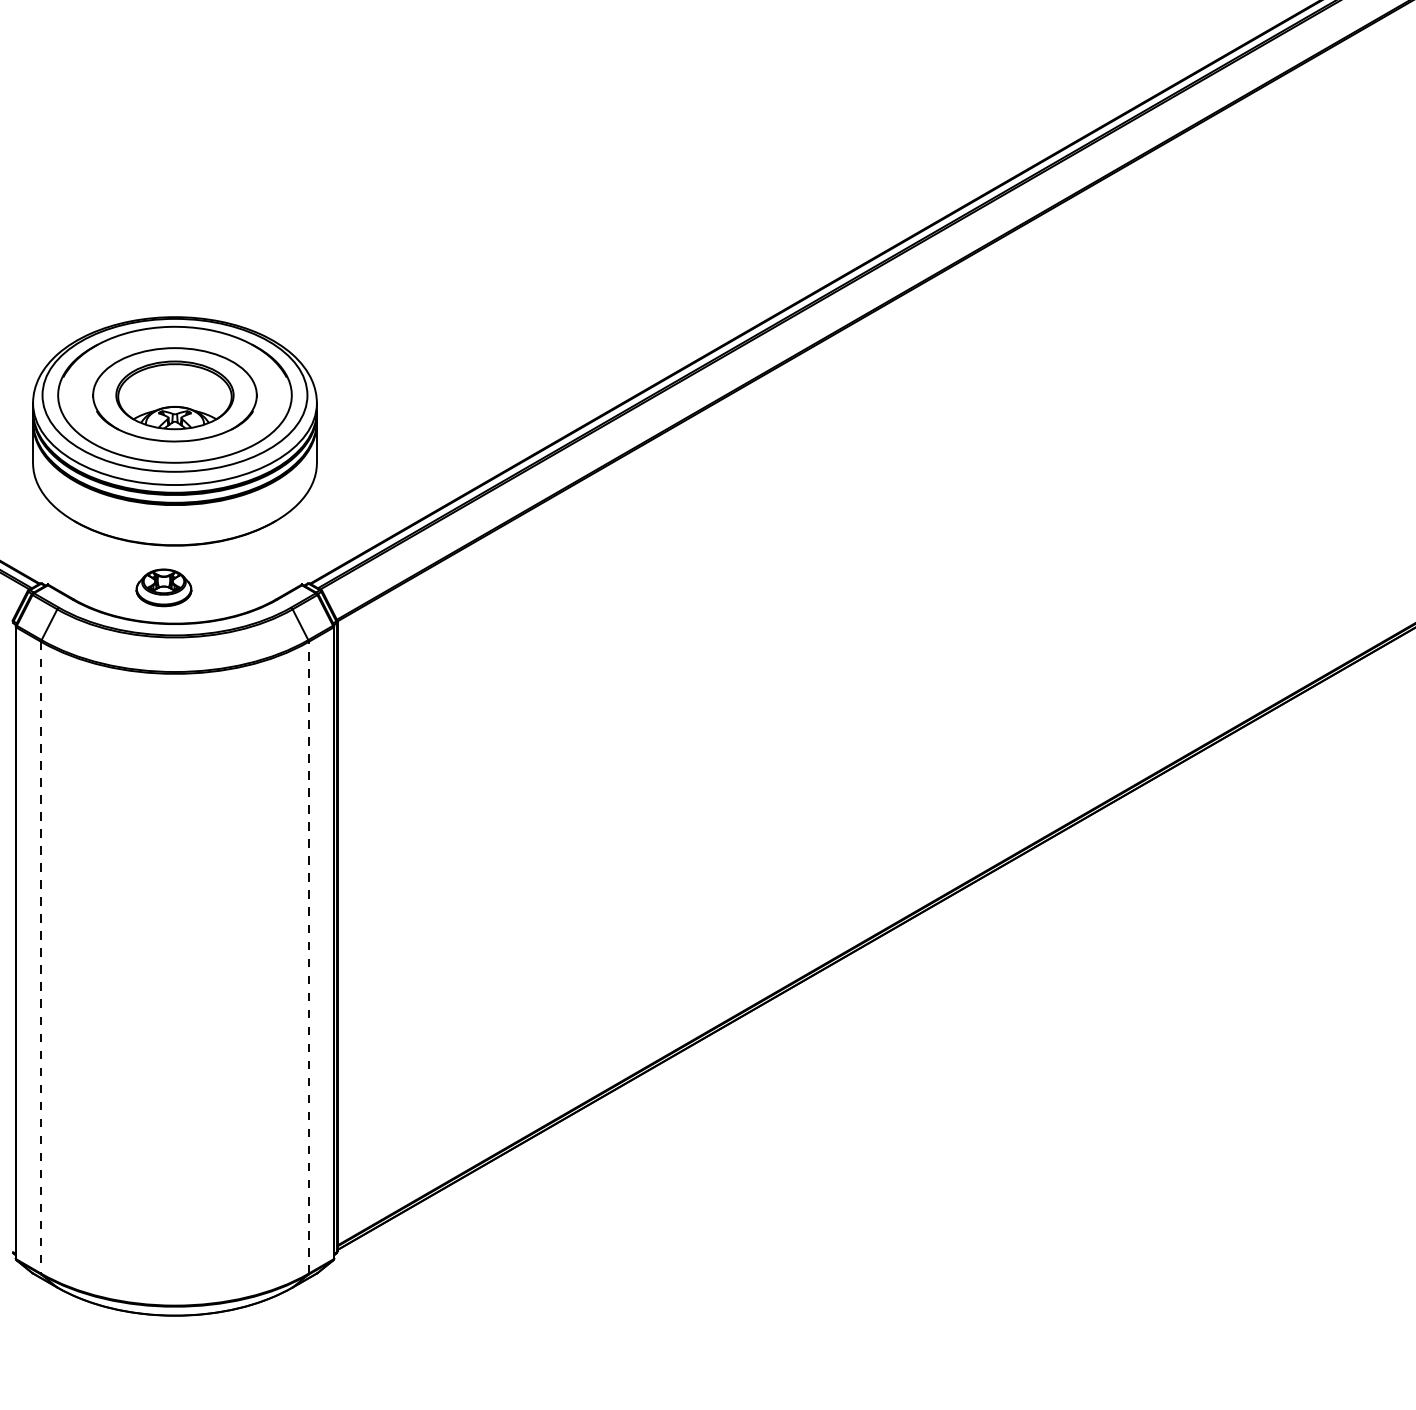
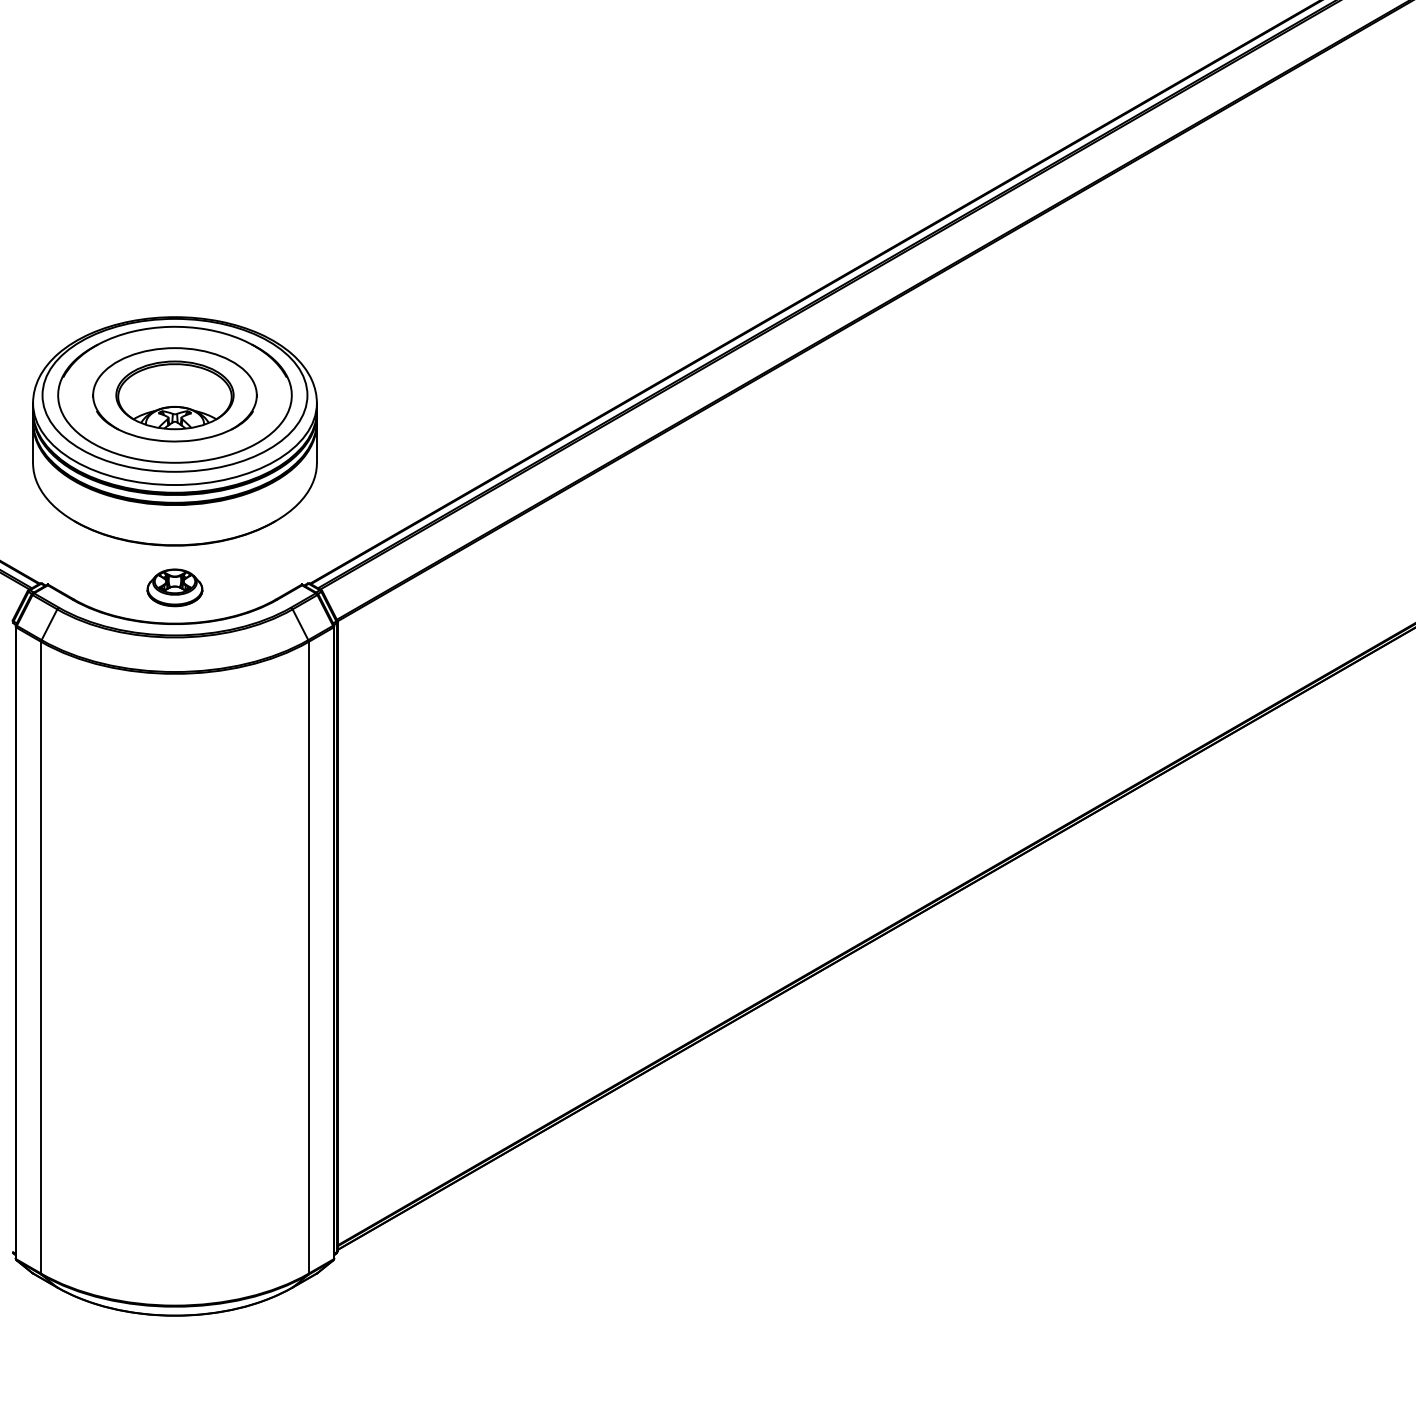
part position: (163, 587) -> (174, 587) (174, 587)
line: dashed -> solid (41, 957)
line: dashed -> solid (308, 957)
